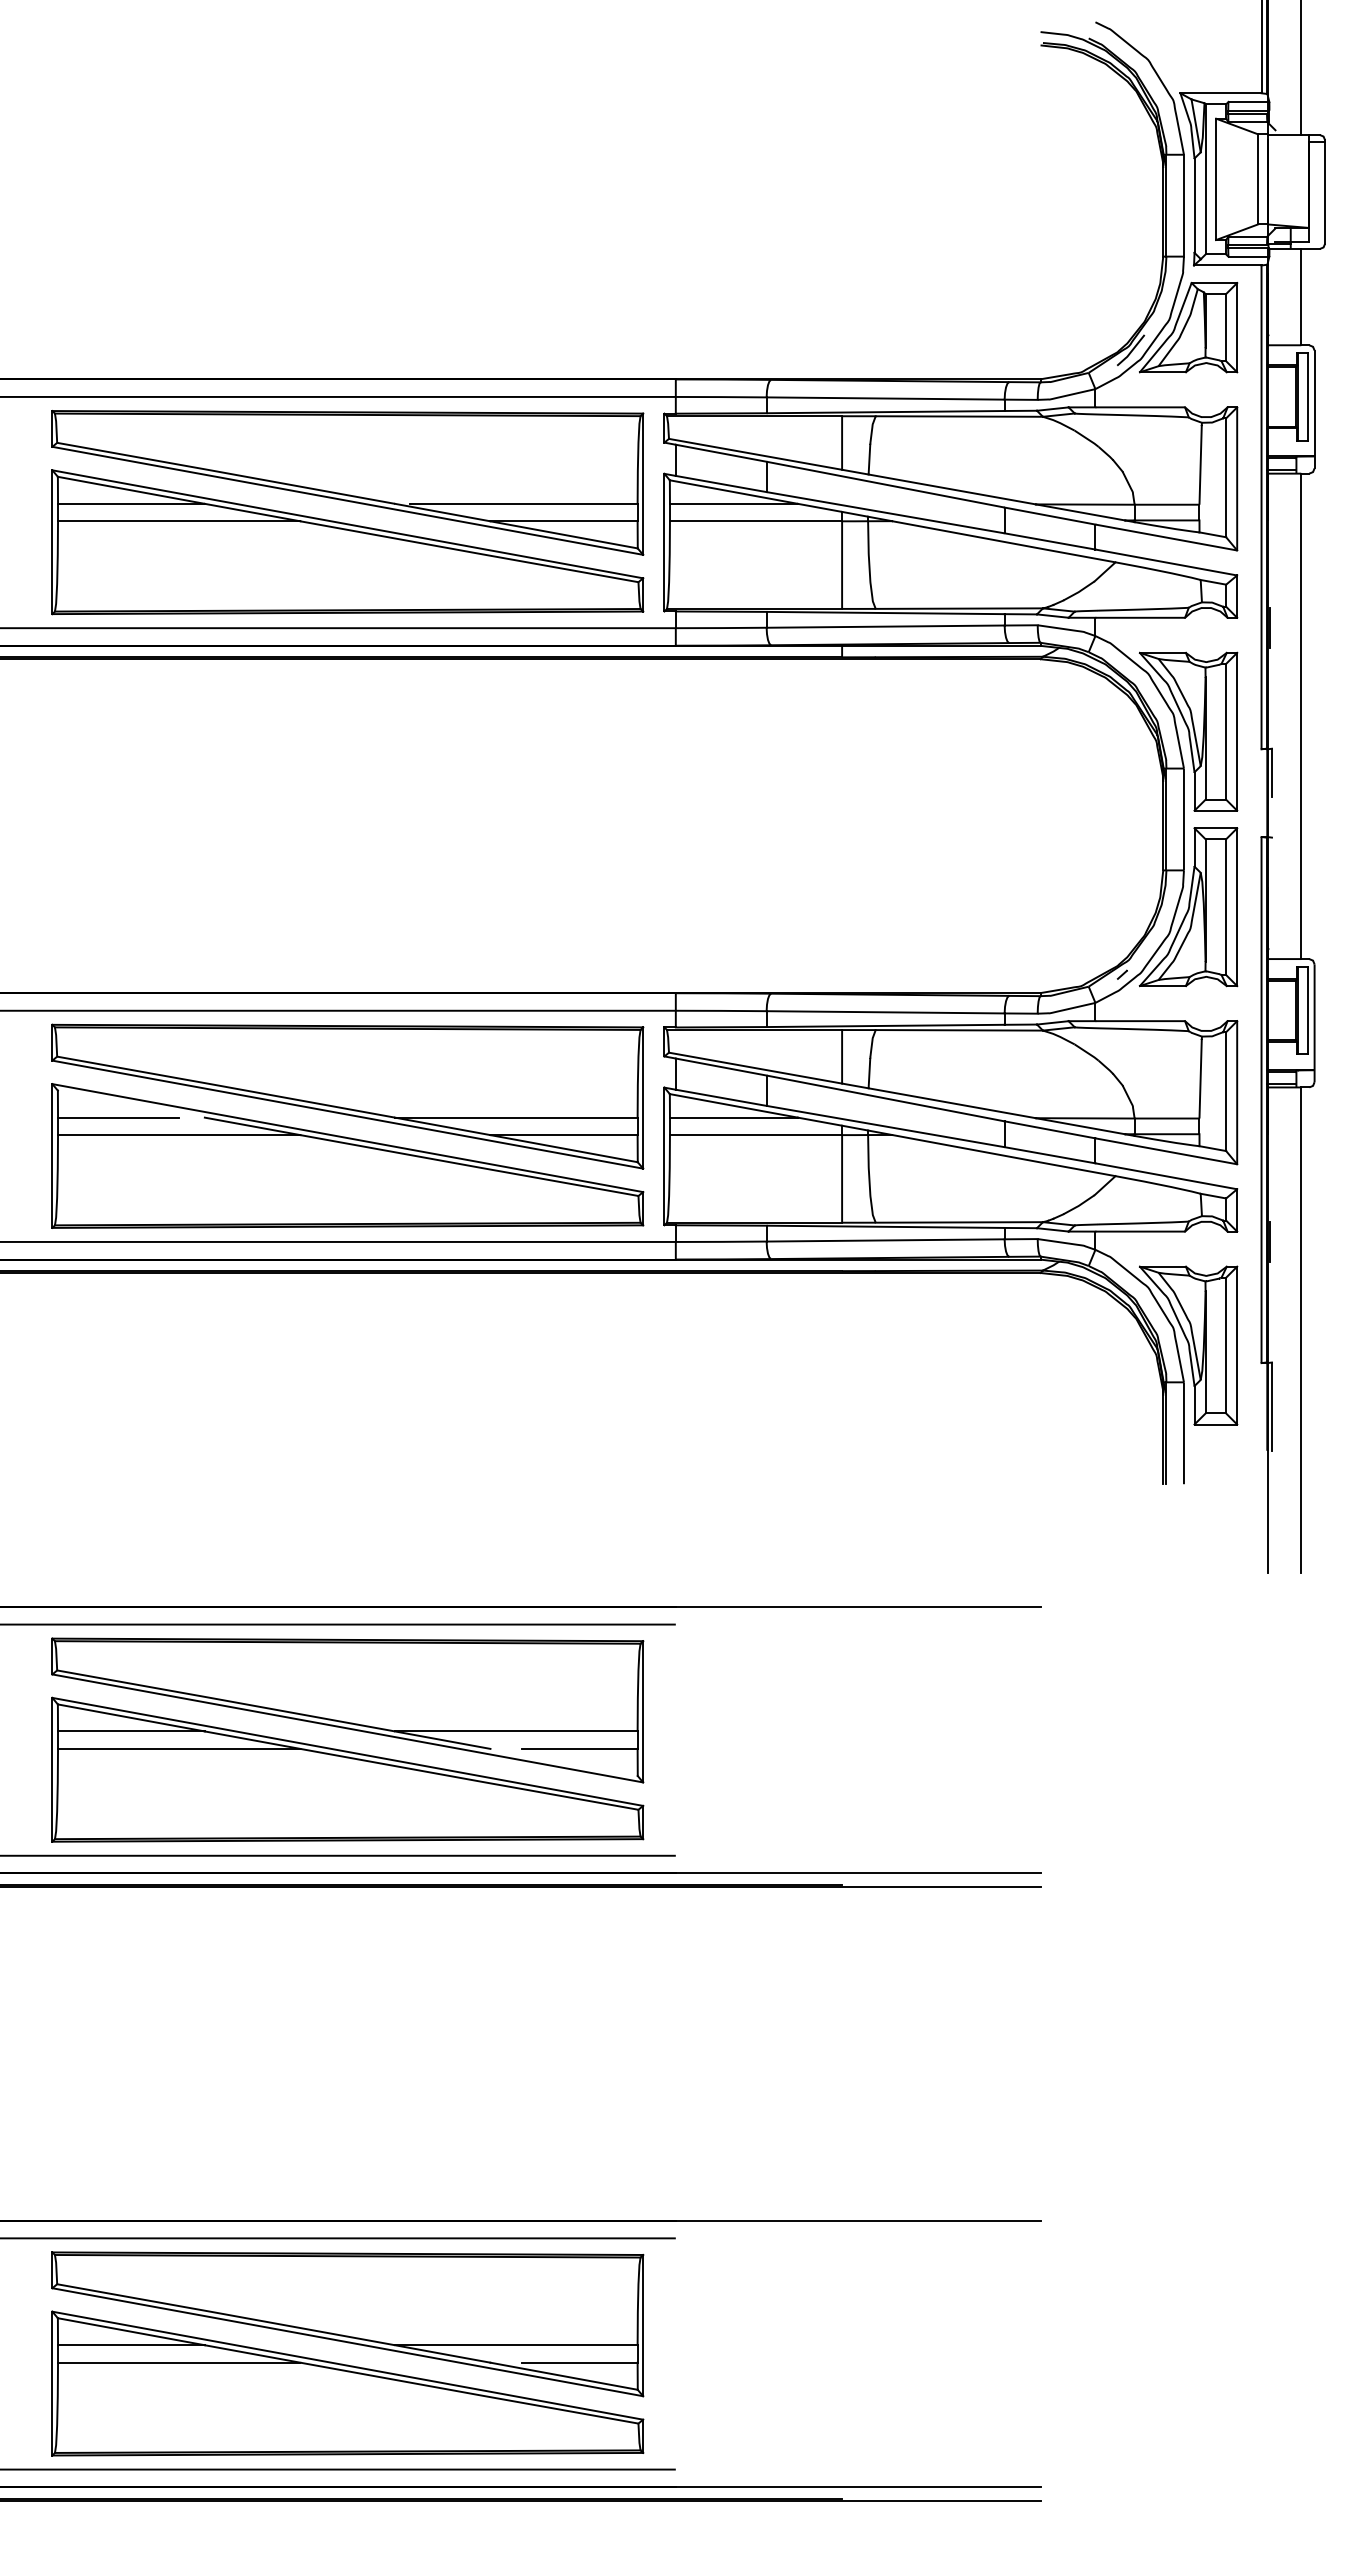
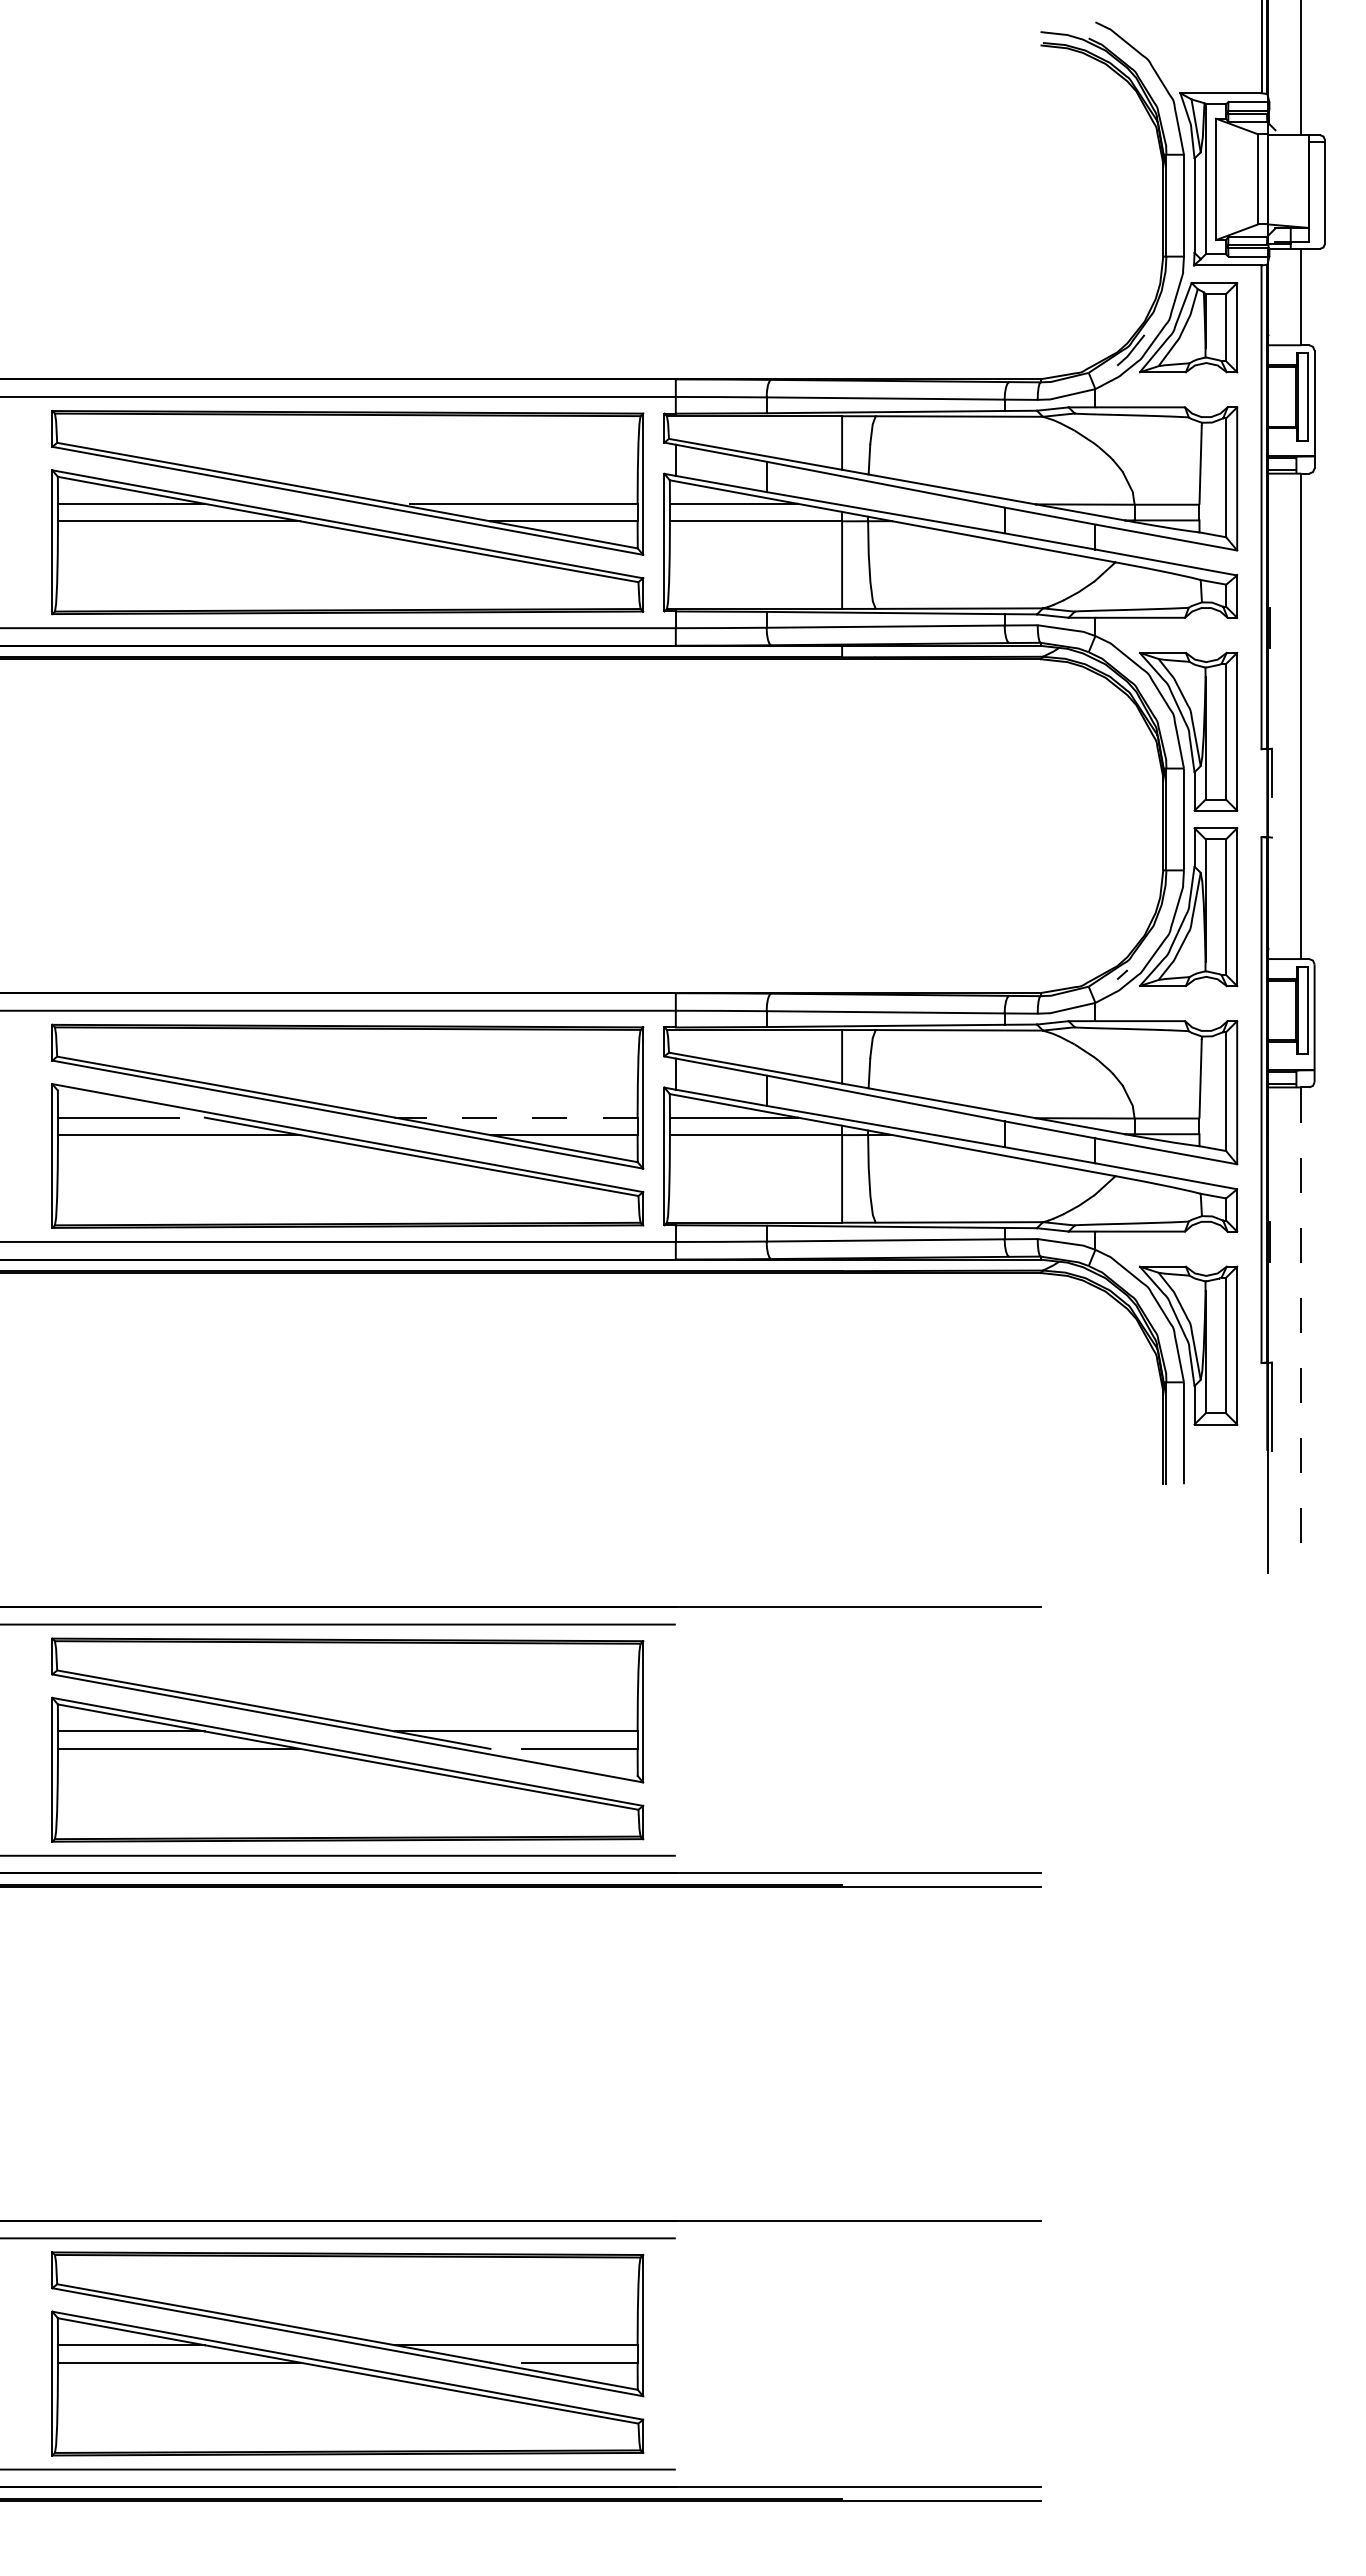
line: solid -> dashed (515, 1117)
line: solid -> dashed (1301, 1330)
